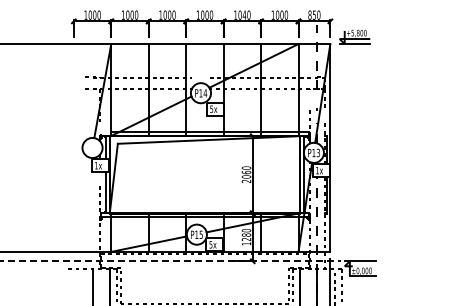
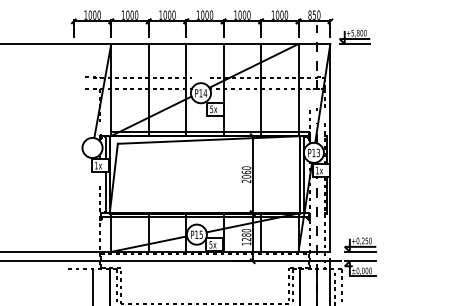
text: 1040 -> 1000 (244, 14)
part: none -> present (360, 244)
line: dashed -> solid (171, 261)
